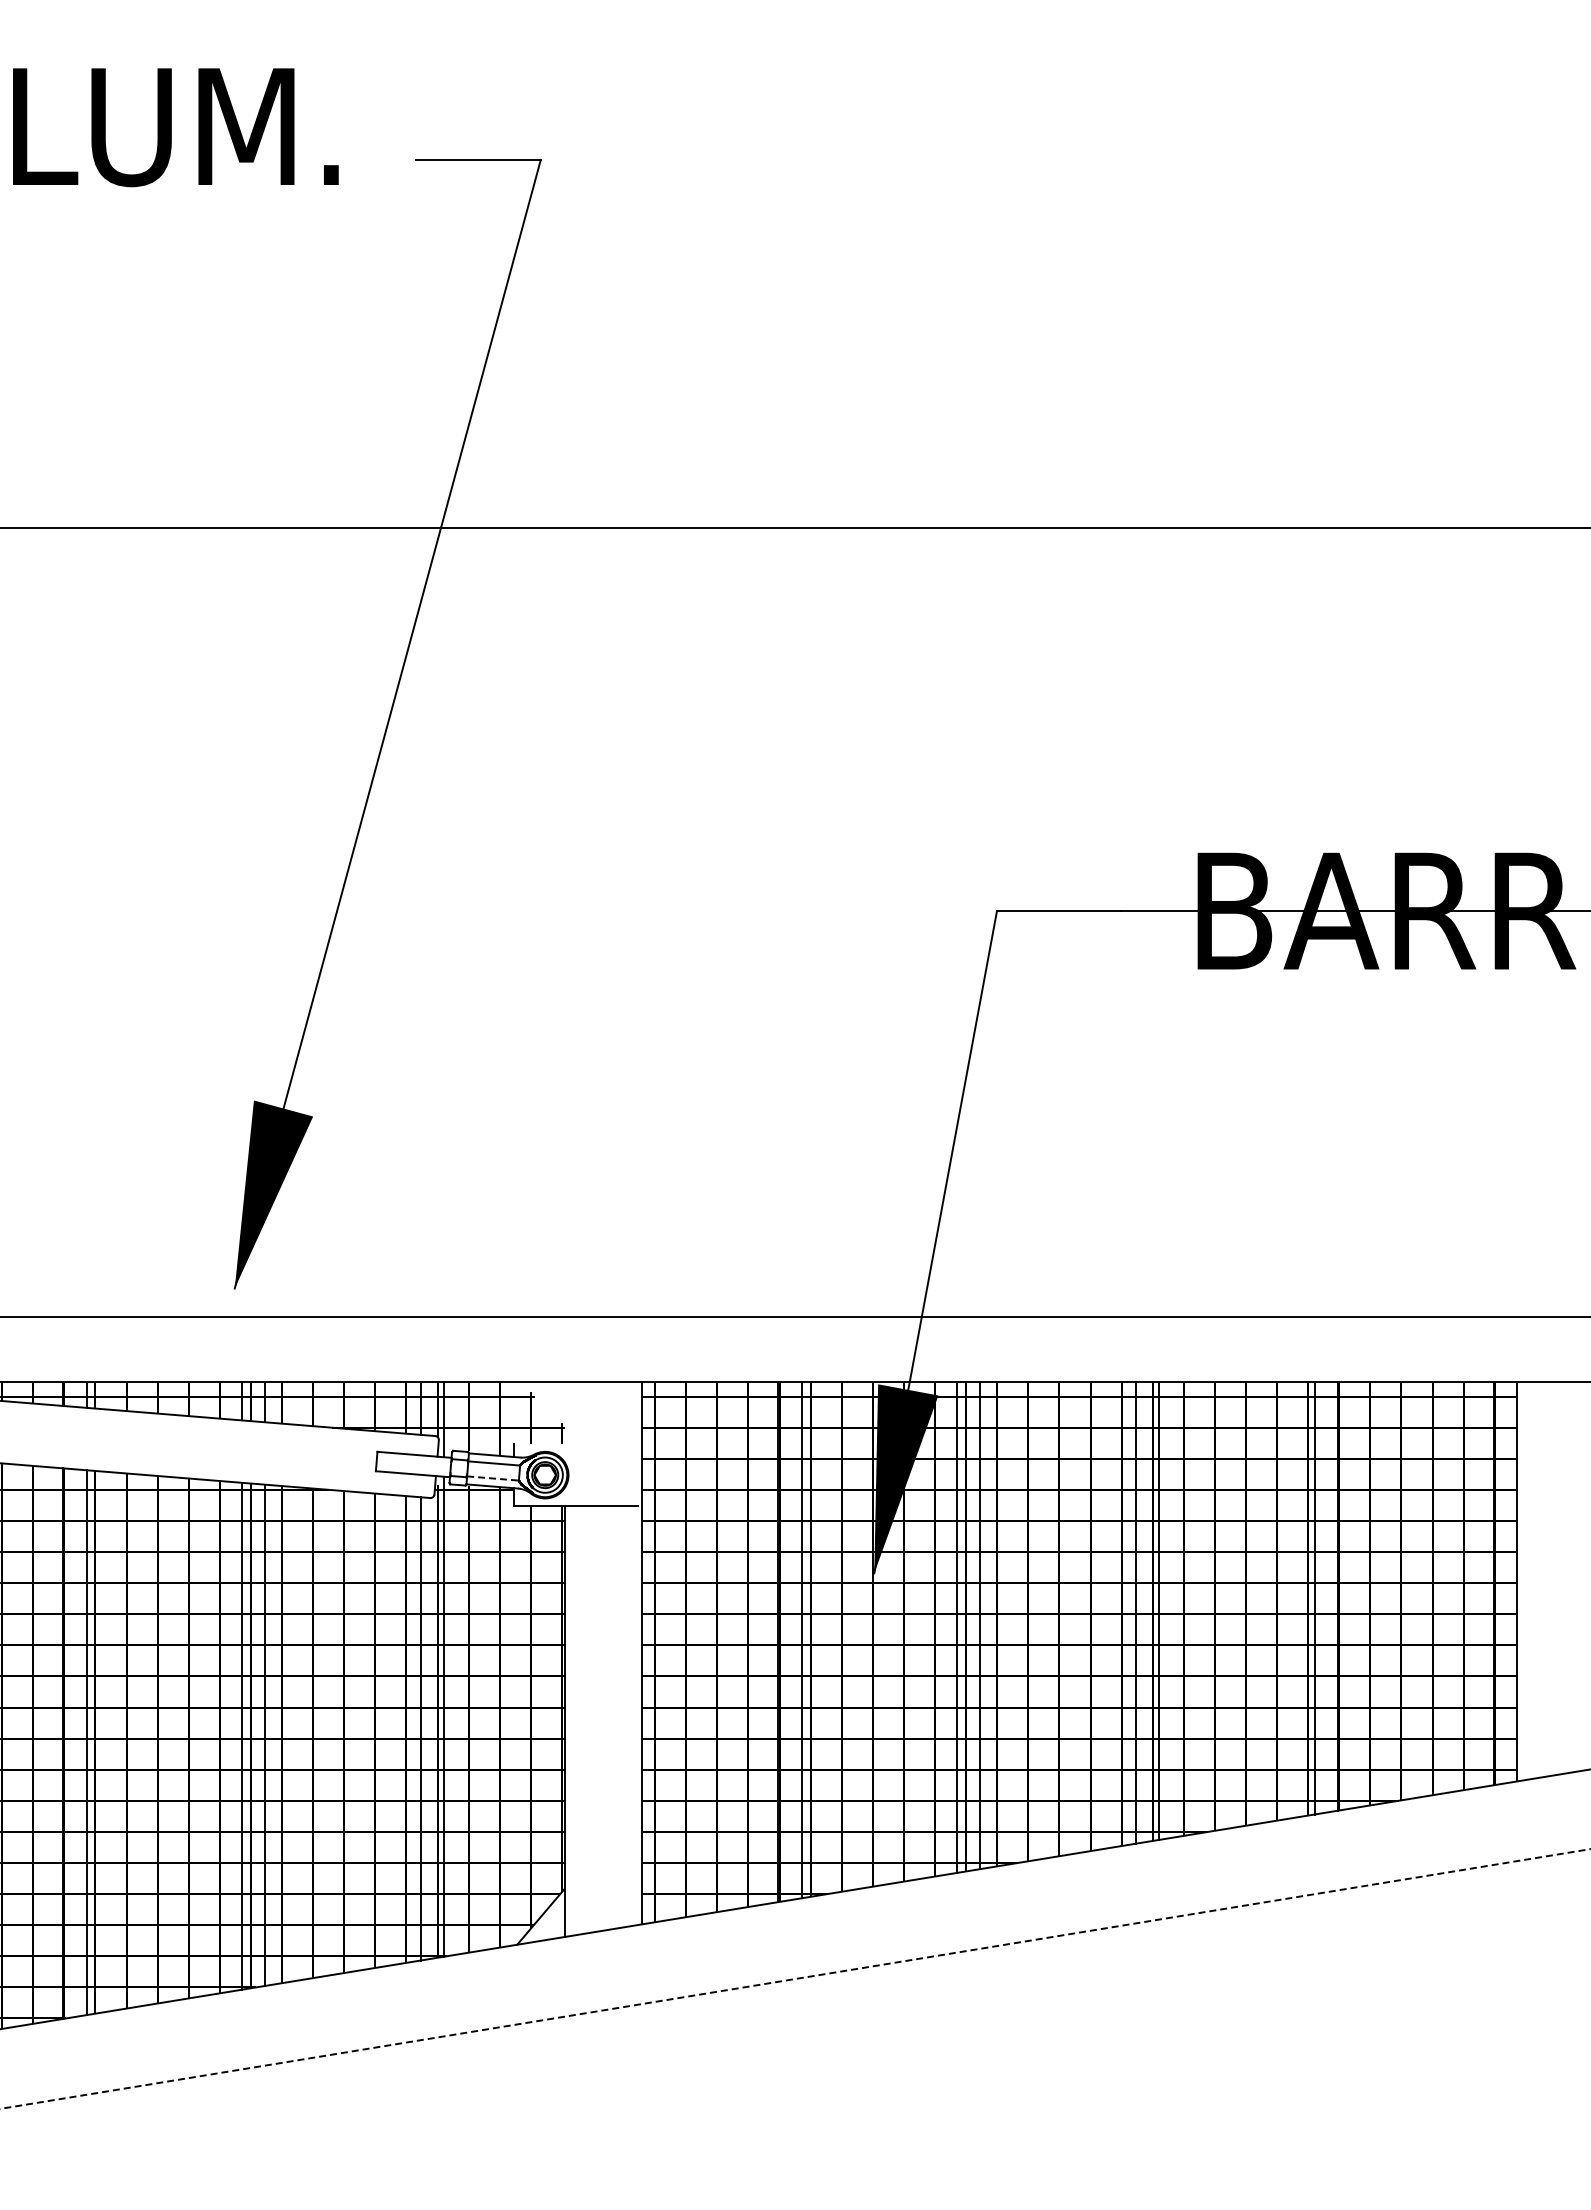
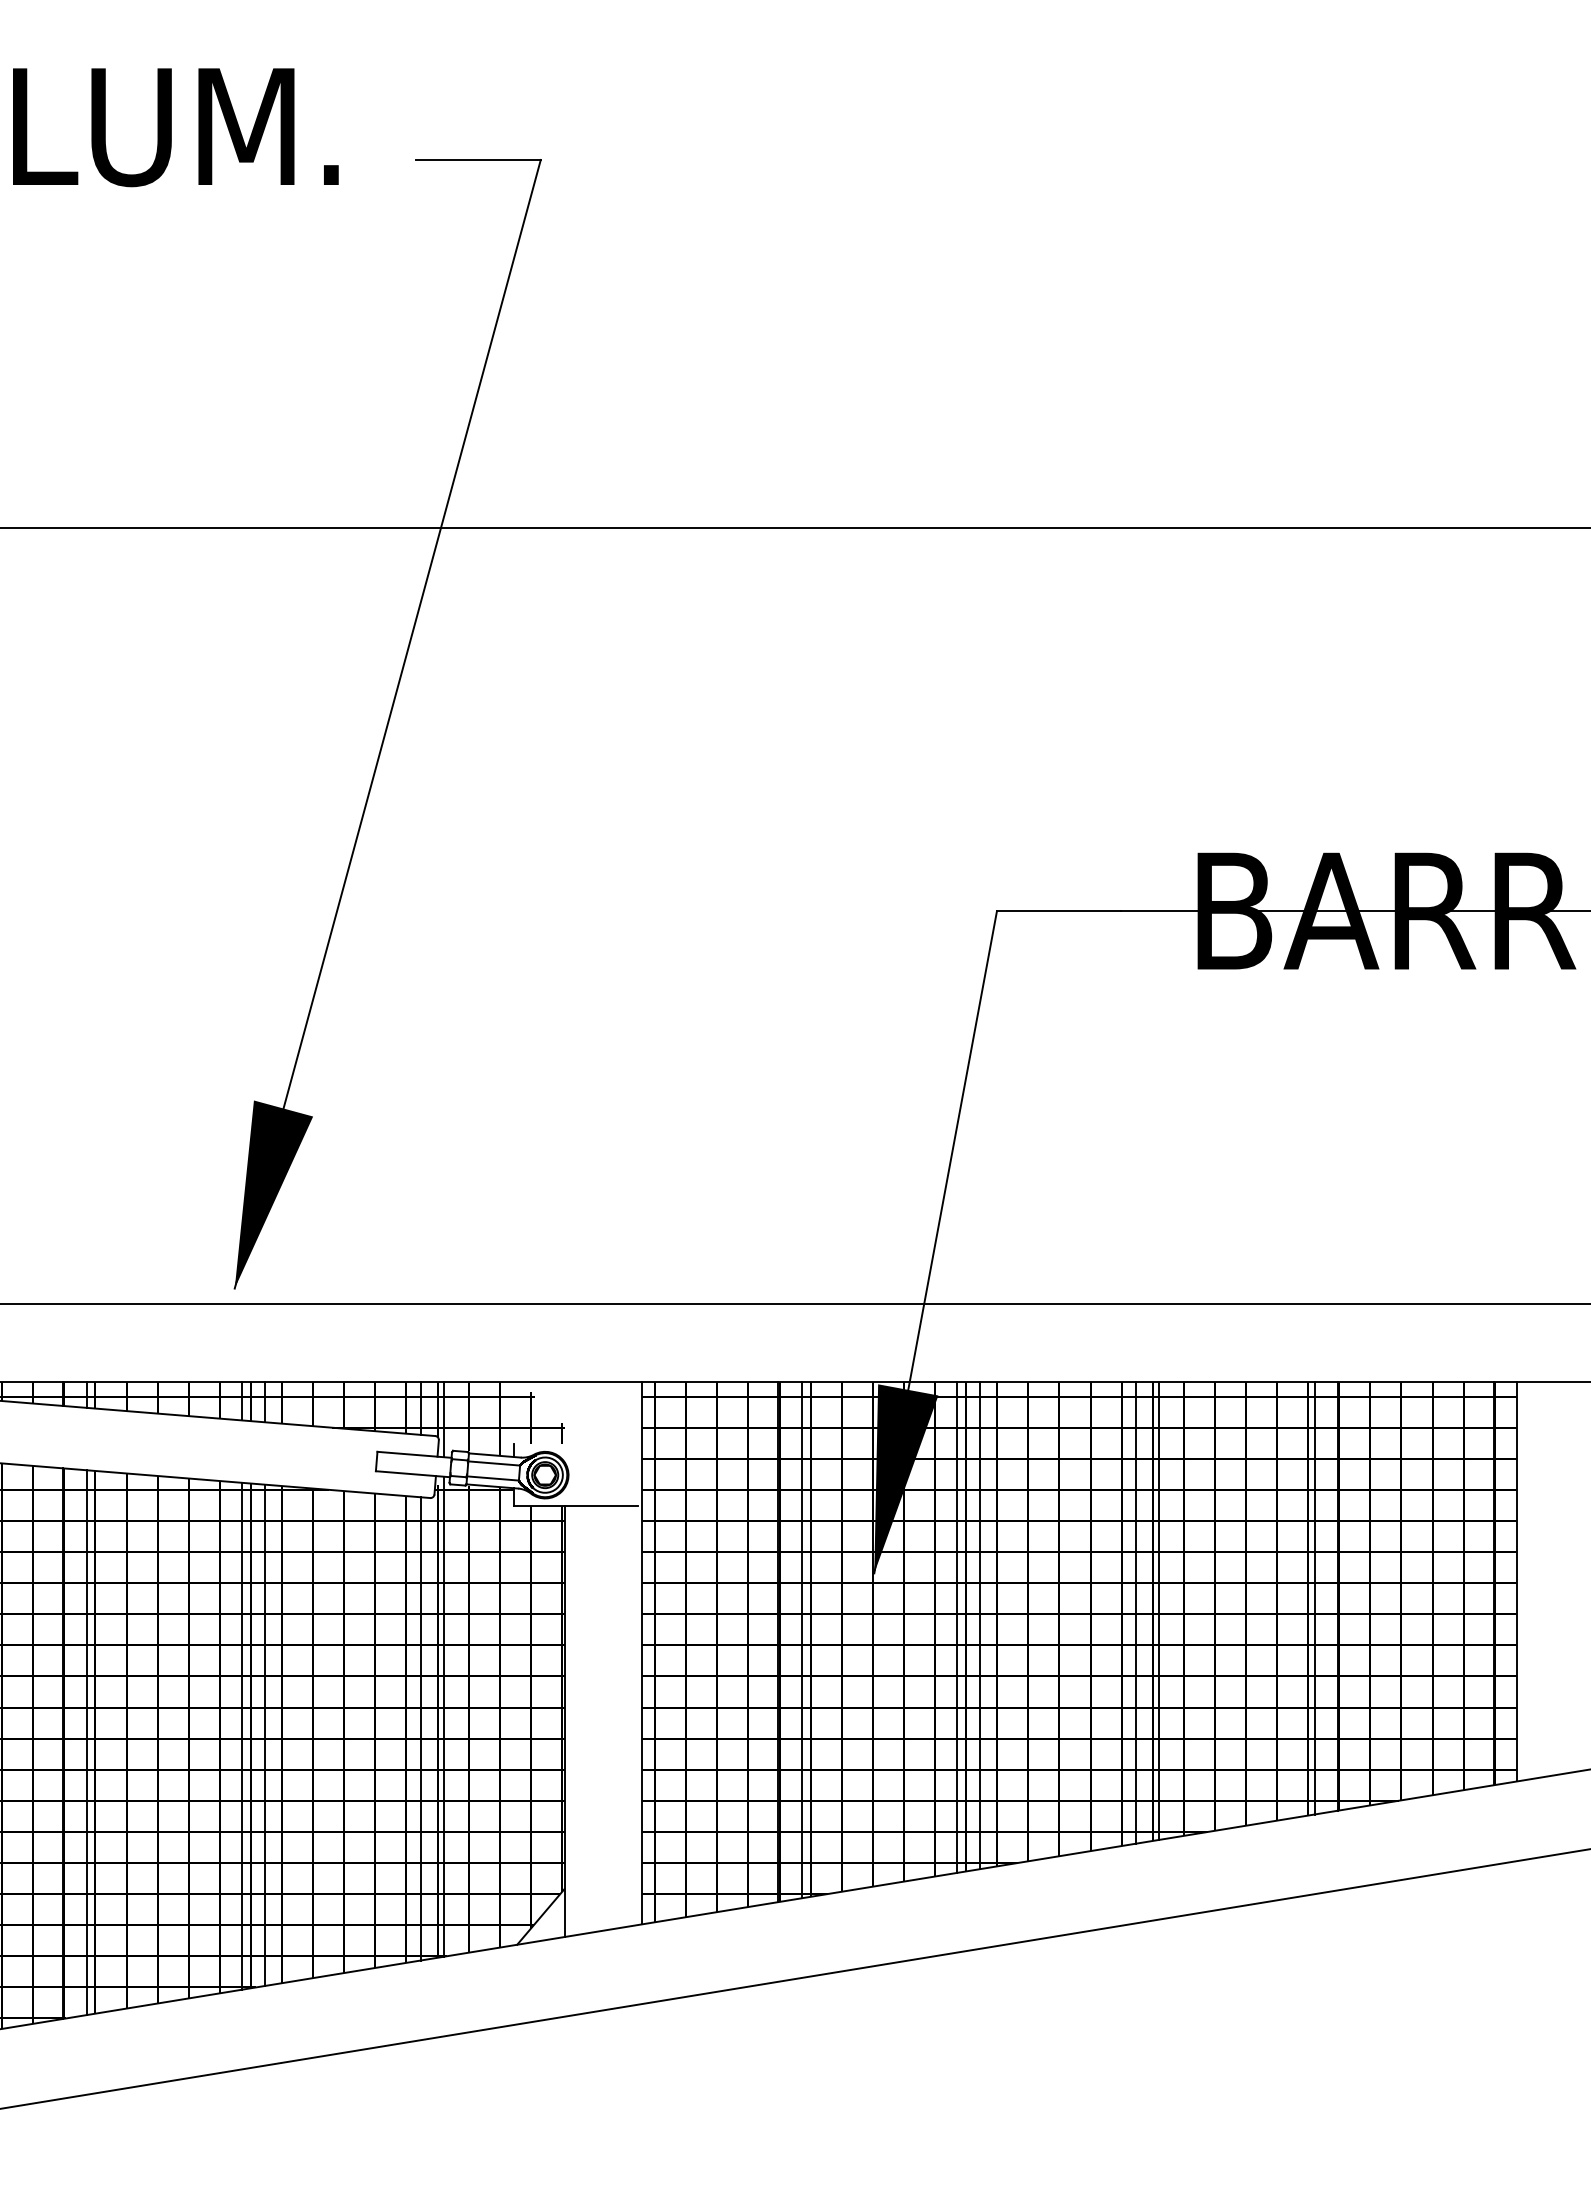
line position: (794, 1317) -> (794, 1304) (794, 1304)
line: dashed -> solid (493, 1478)
line: dashed -> solid (795, 1978)
